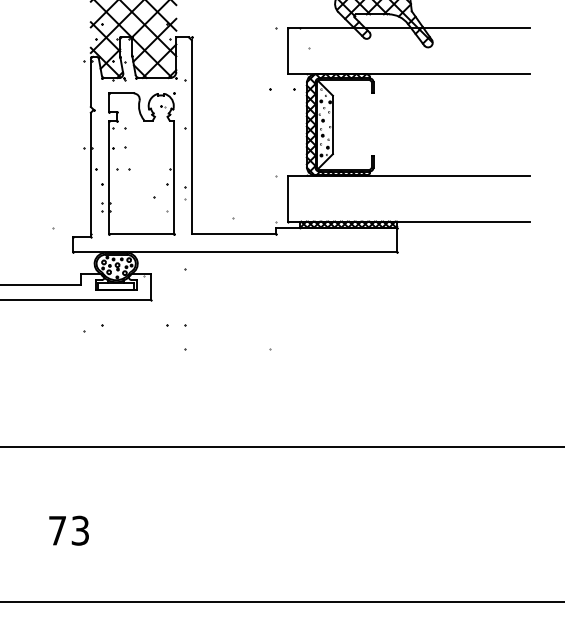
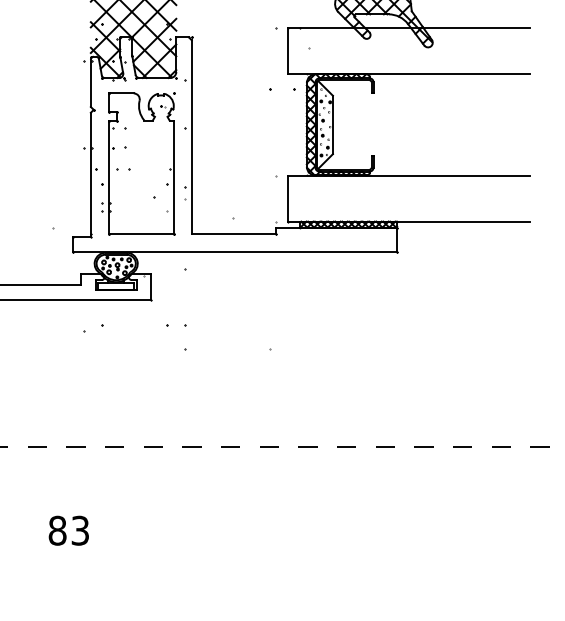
line: solid -> dashed (282, 446)
text: 73 -> 83 (57, 530)
line: present -> none (281, 602)
